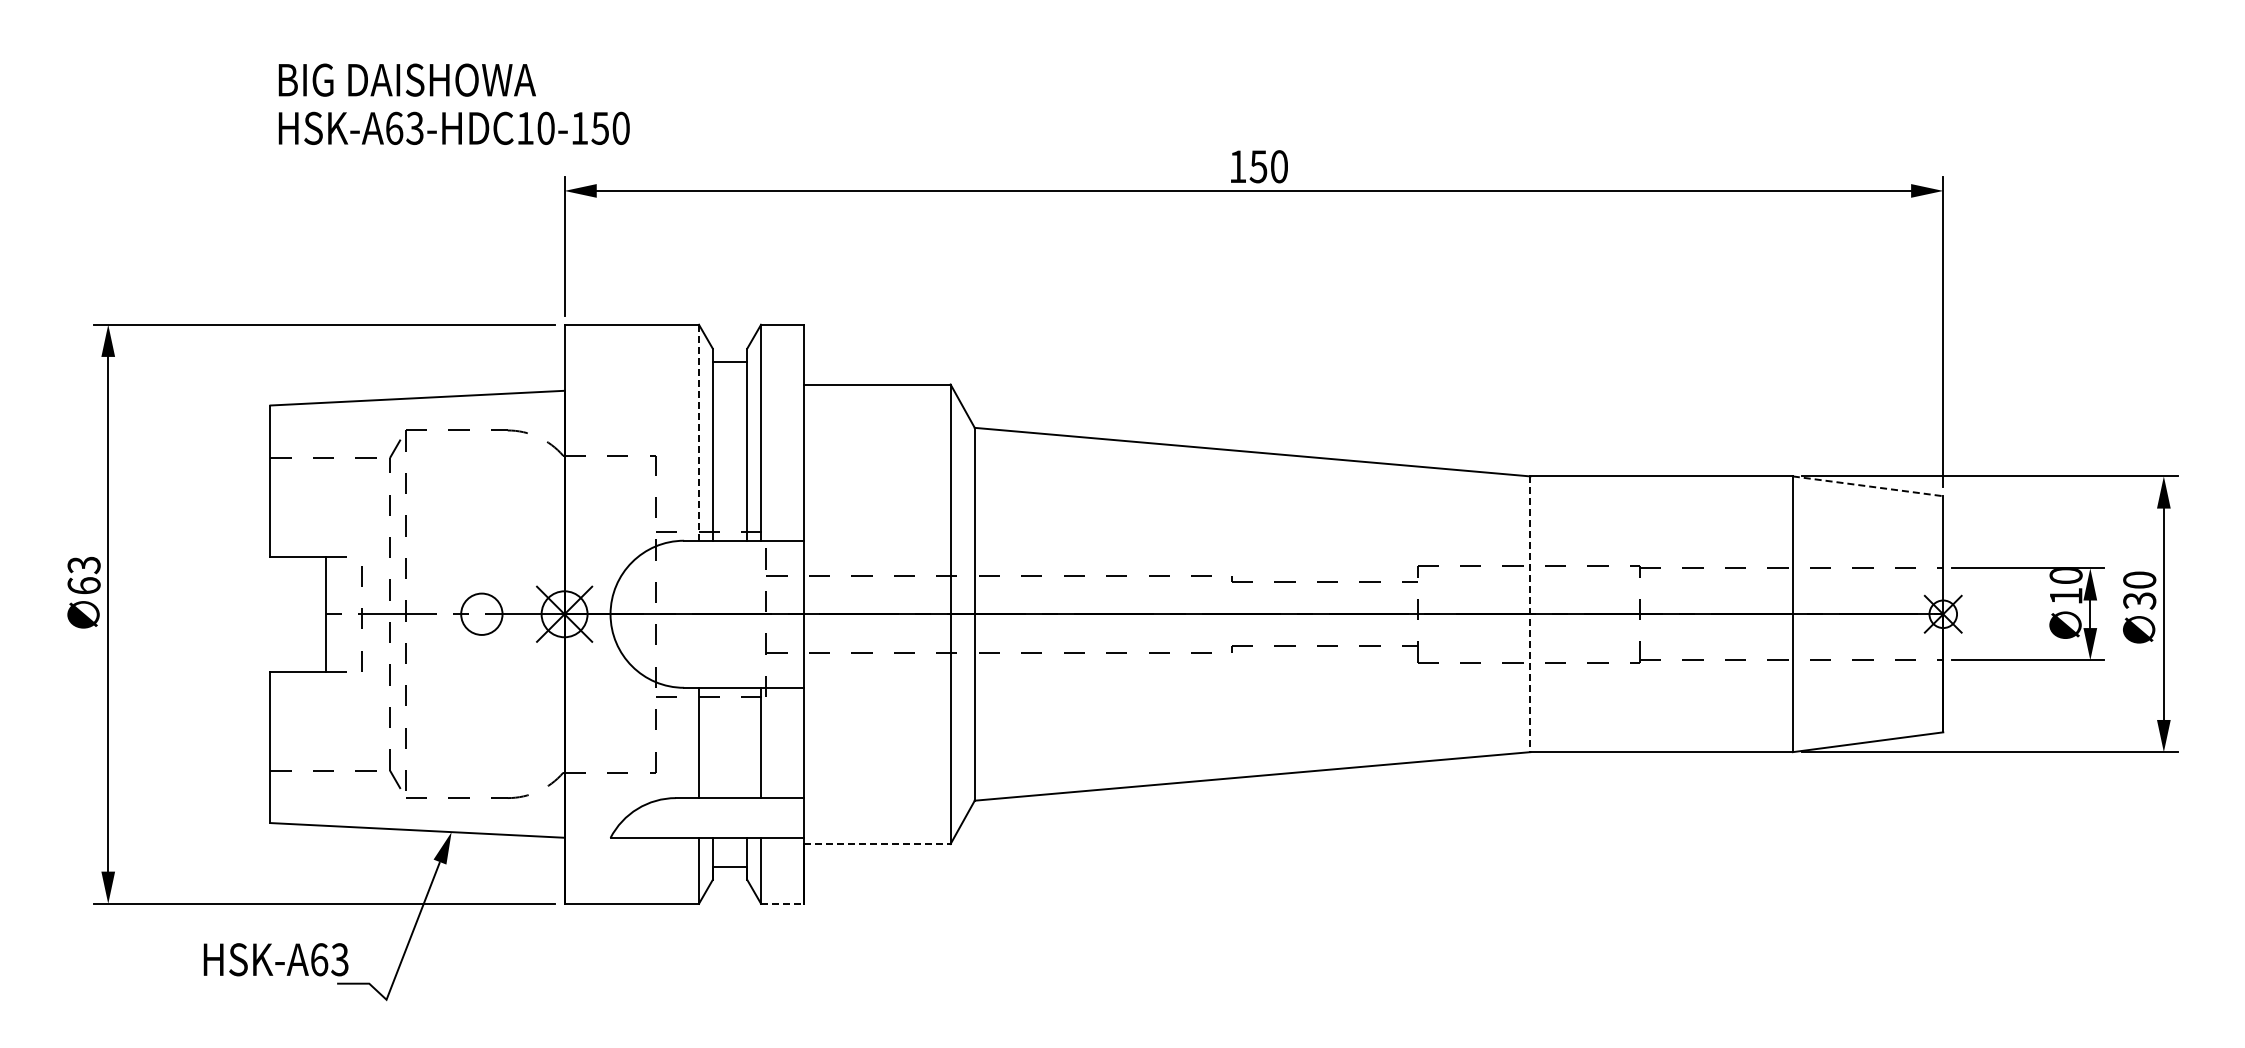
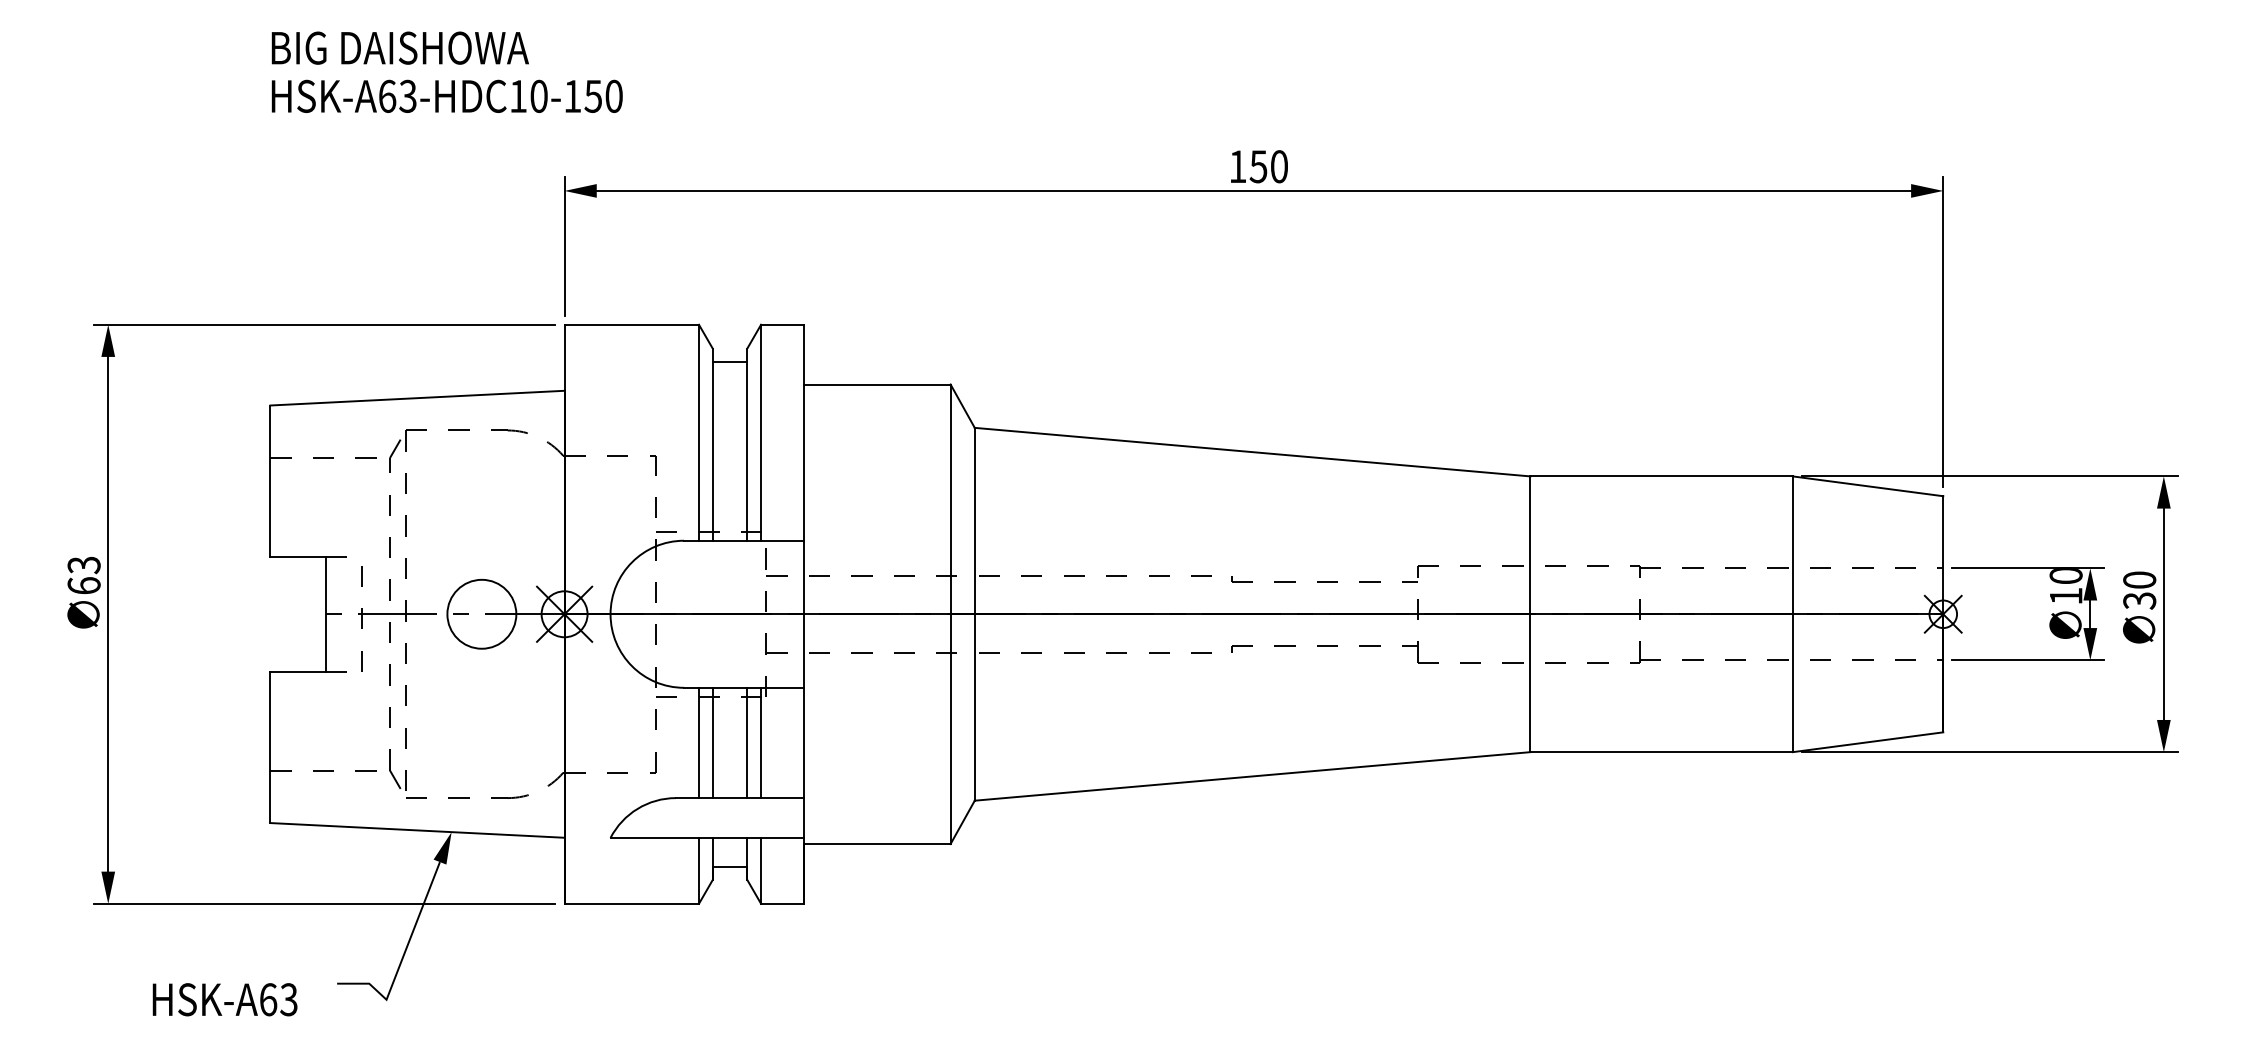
text position: (453, 103) -> (446, 71) (446, 71)
line: dashed -> solid (699, 432)
line: dashed -> solid (1868, 486)
circle diameter: 41 px -> 69 px (481, 613)
line: dashed -> solid (1530, 614)
line: none -> present (712, 742)
line: none -> present (747, 742)
line: dashed -> solid (877, 844)
line: dashed -> solid (782, 903)
text position: (275, 959) -> (224, 999) (224, 999)
